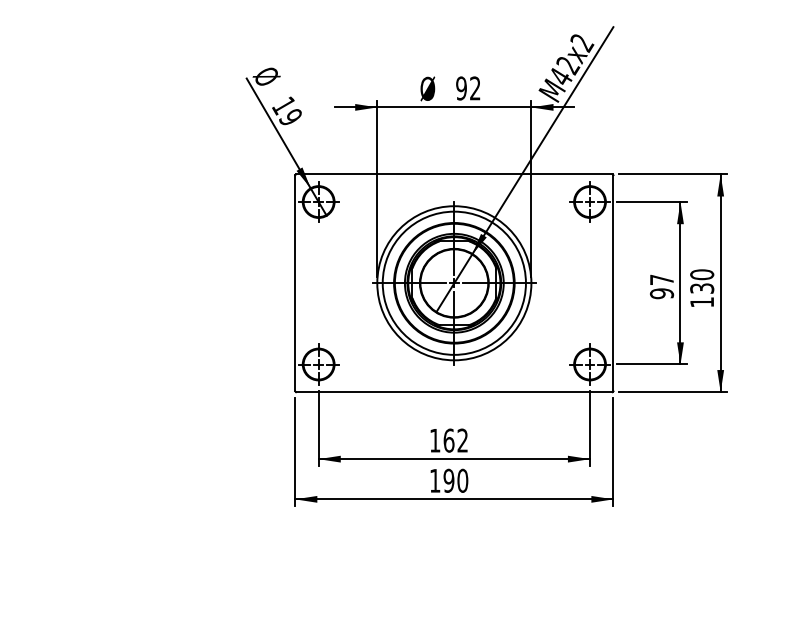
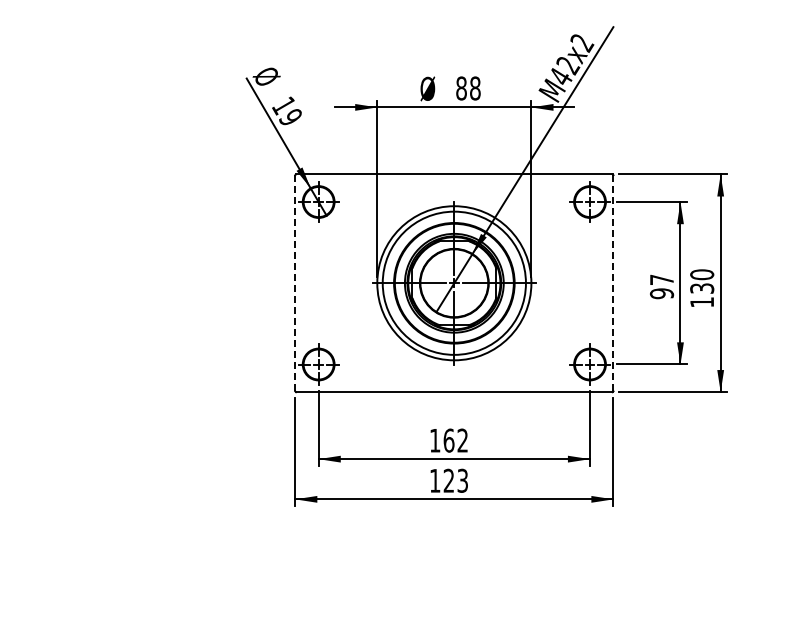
text: 92 -> 88 (468, 88)
line: solid -> dashed (295, 283)
line: solid -> dashed (613, 283)
text: 190 -> 123 (455, 480)
